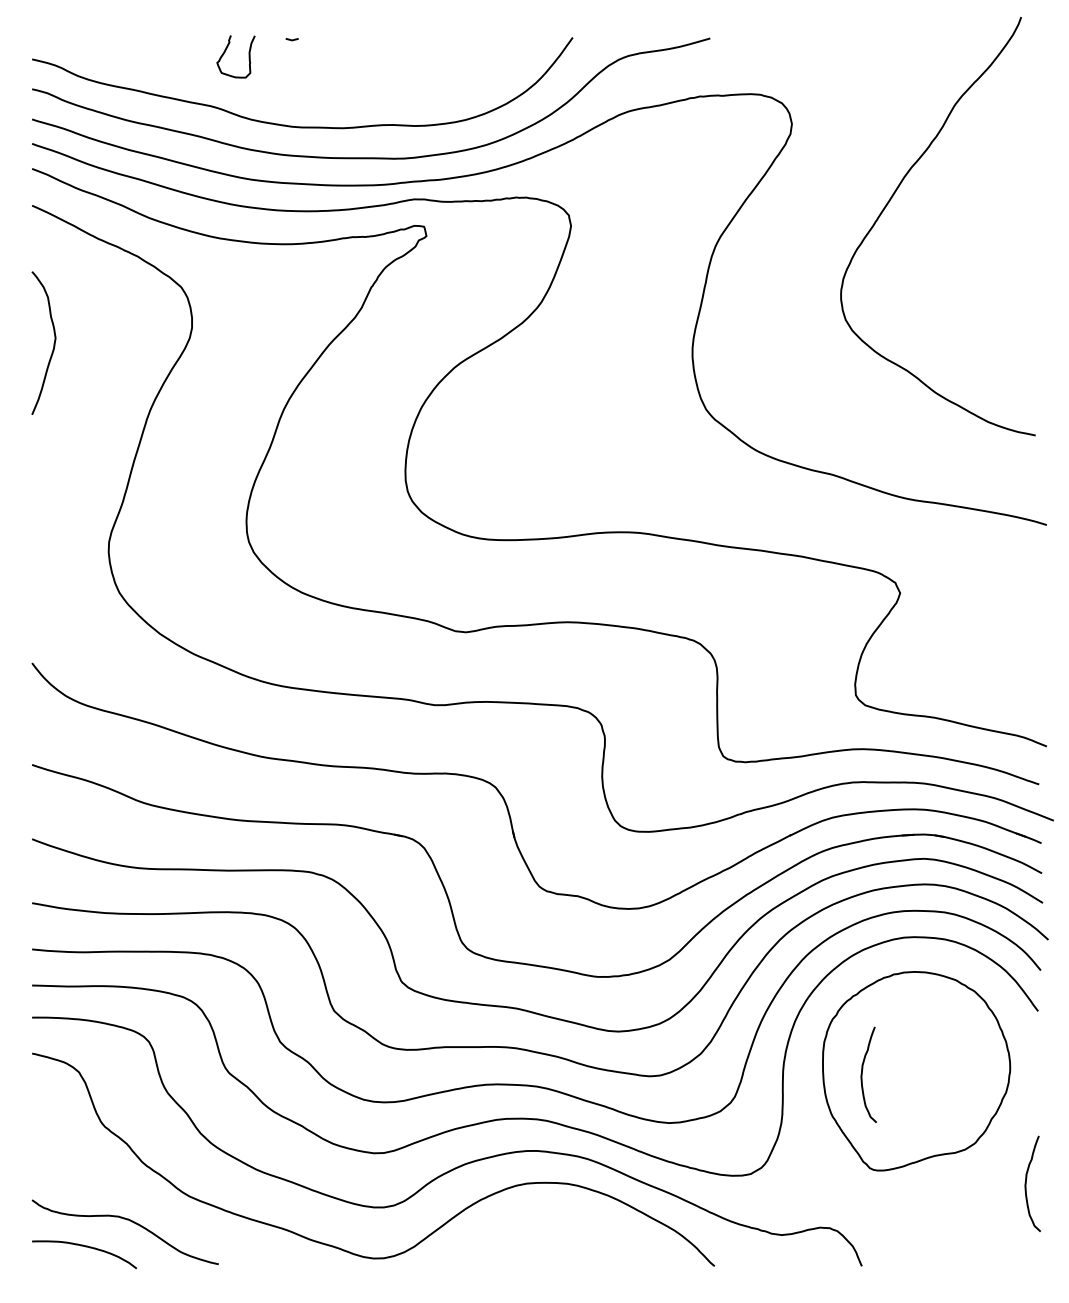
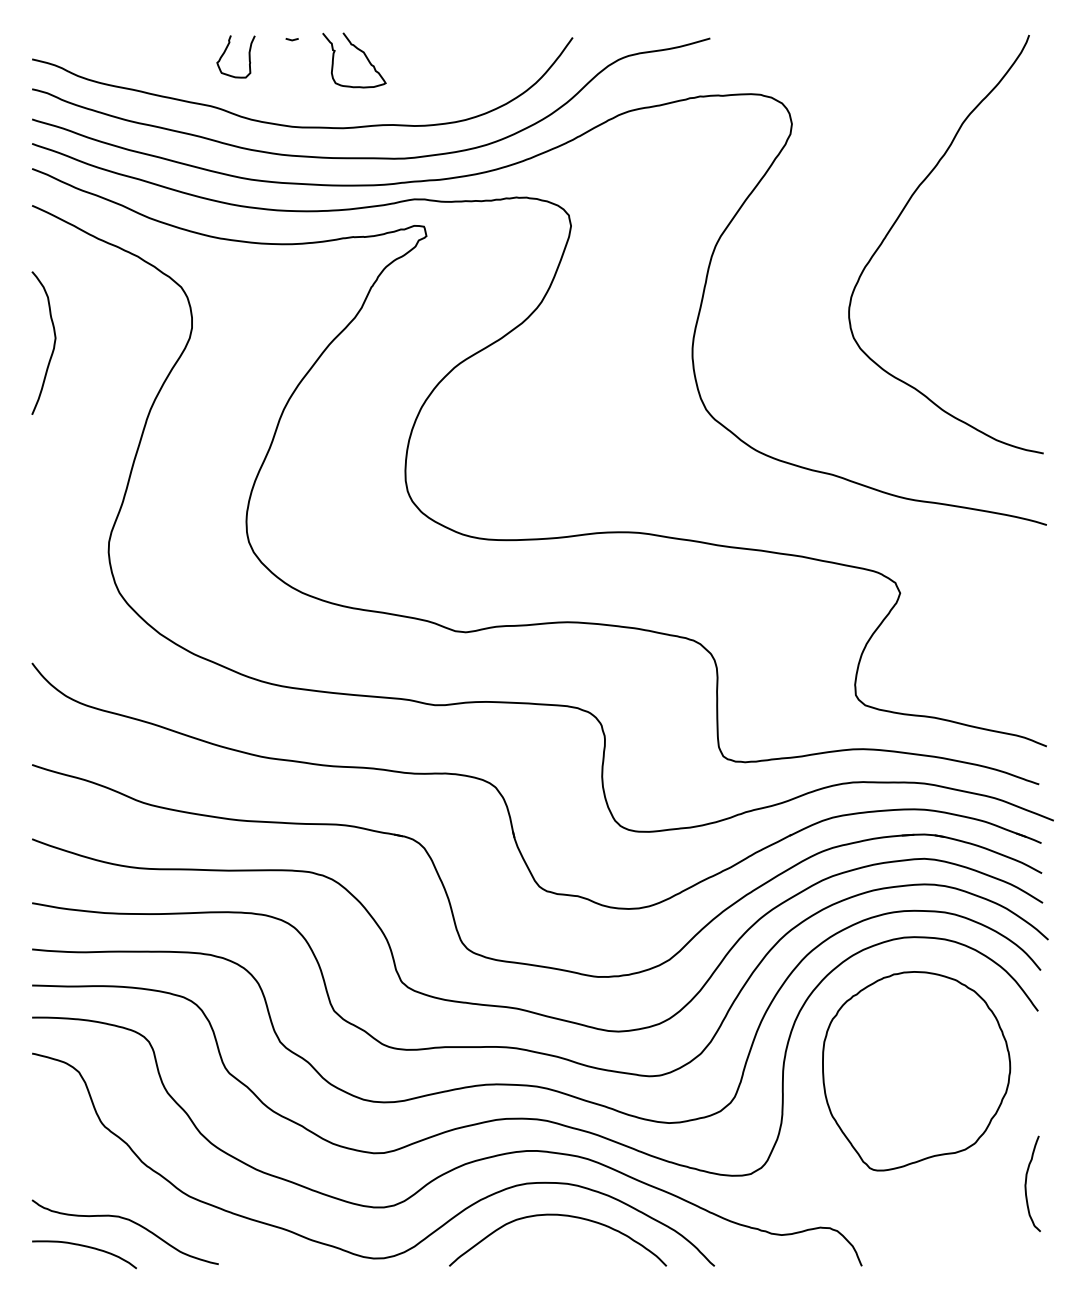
curve: none -> present (361, 52)
curve position: (890, 201) -> (898, 219) (898, 219)
curve: present -> none (862, 1074)
curve: none -> present (562, 1216)
